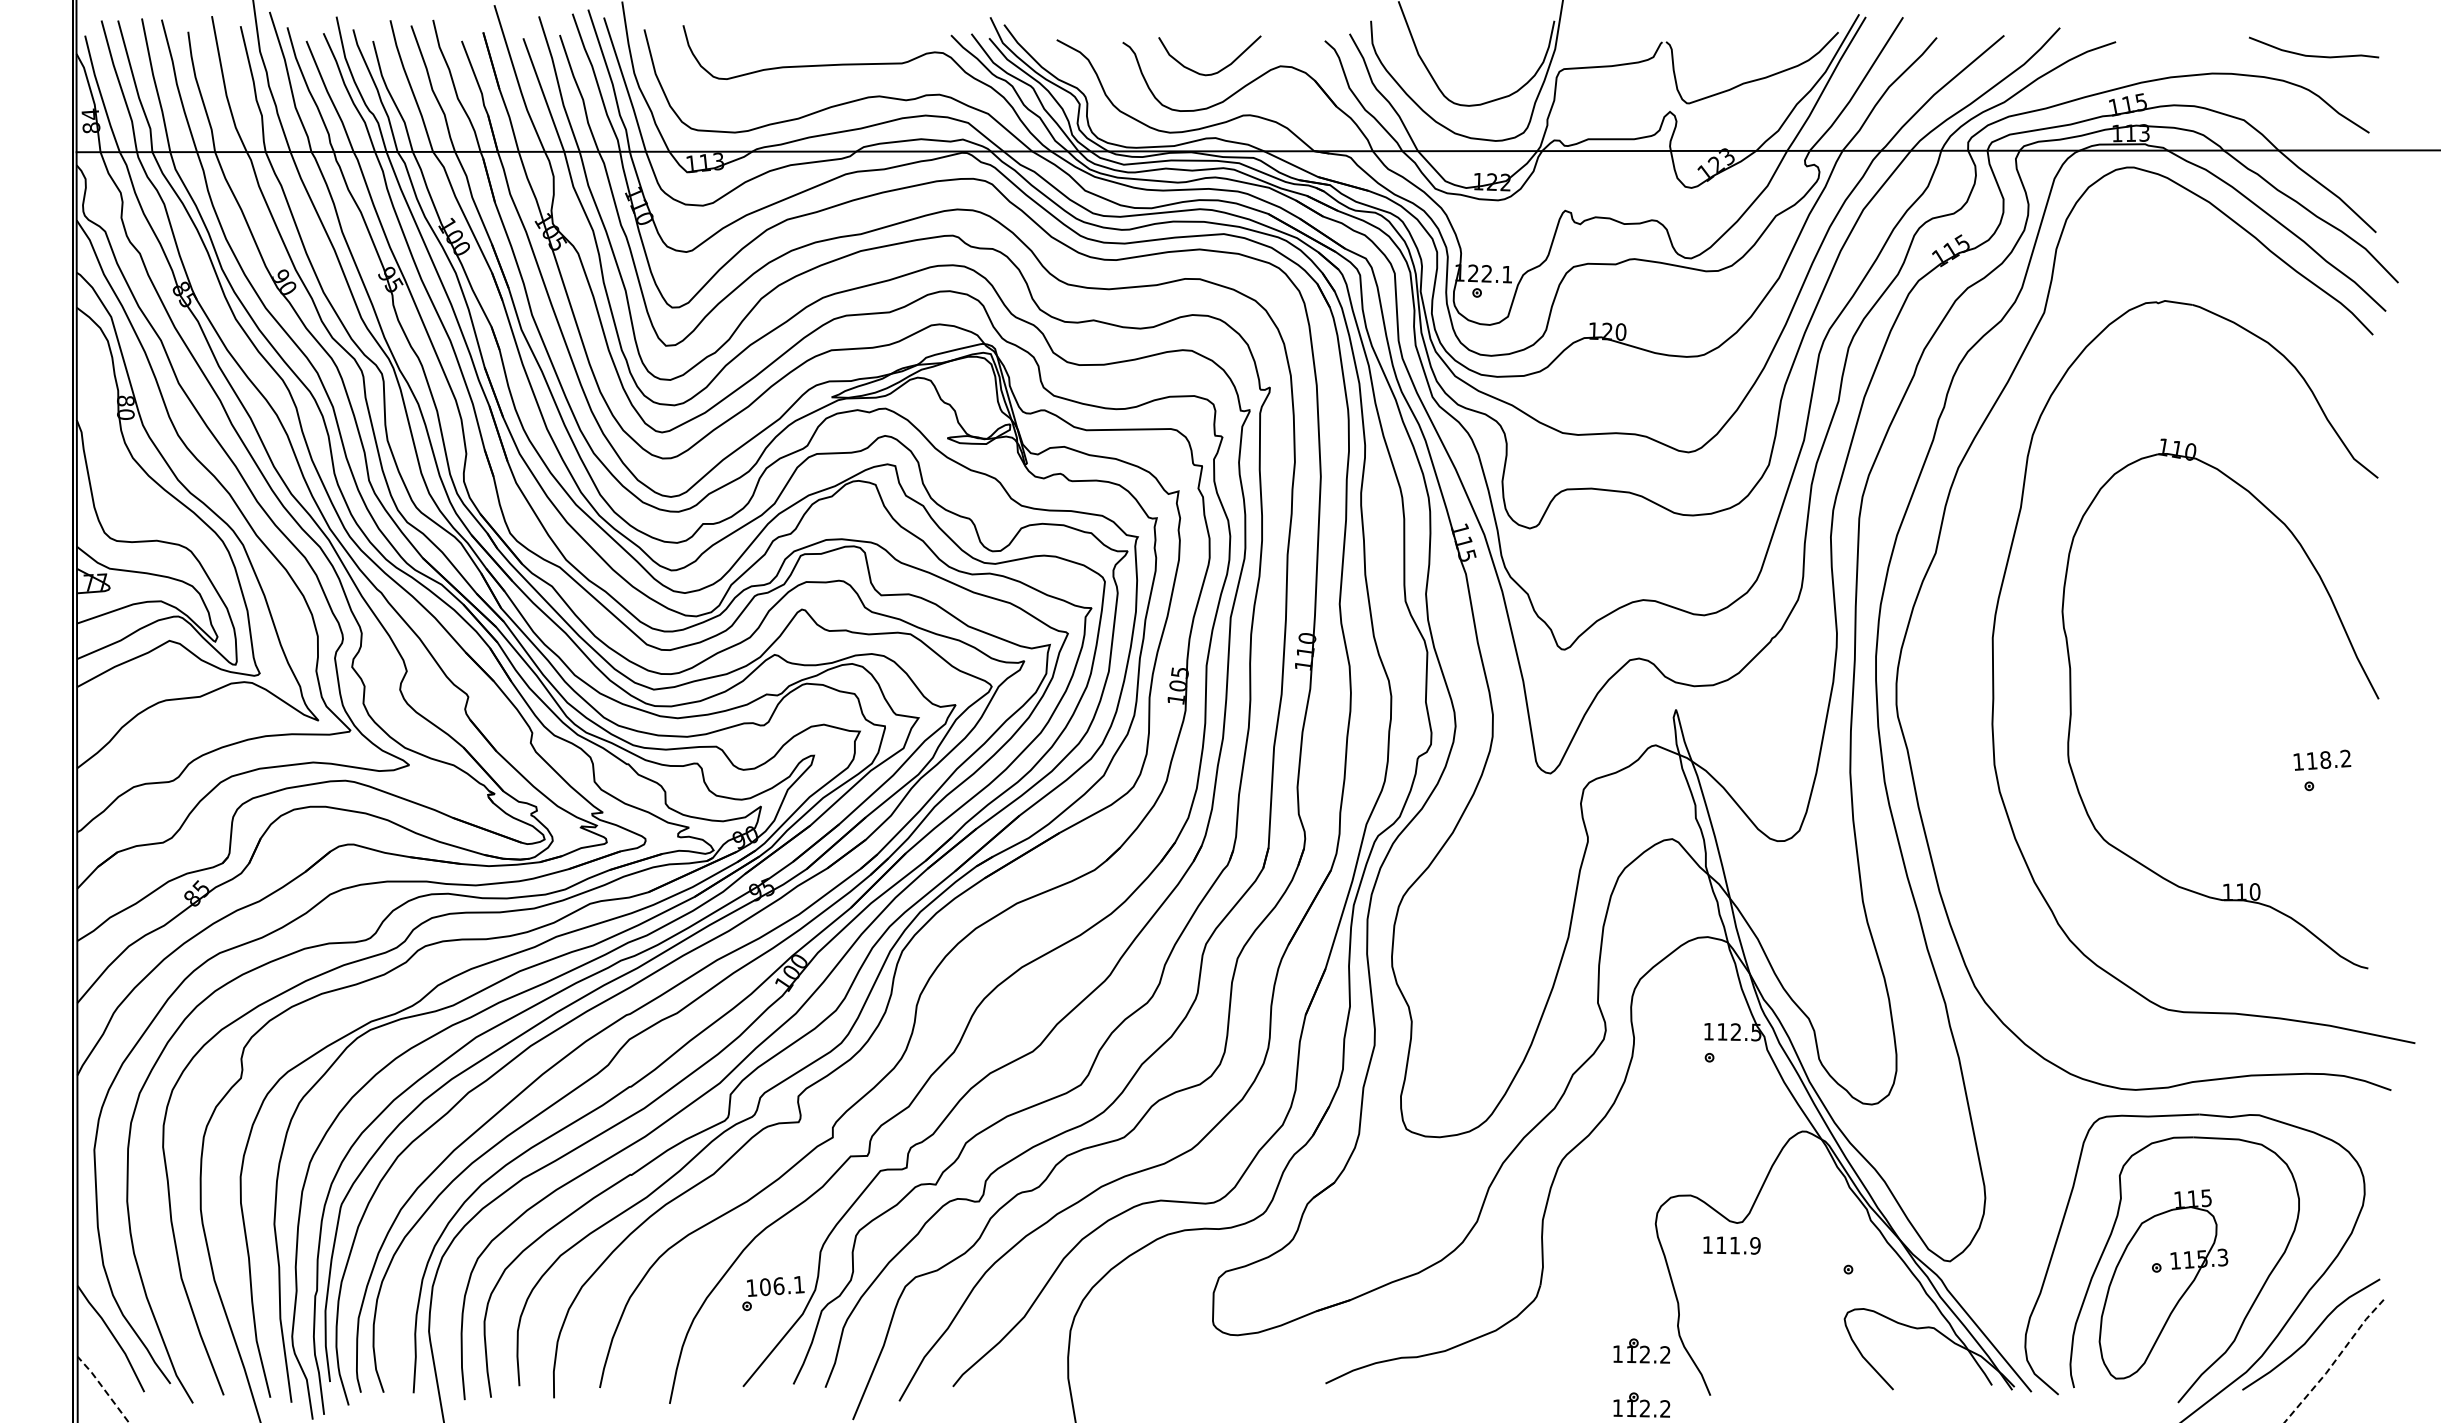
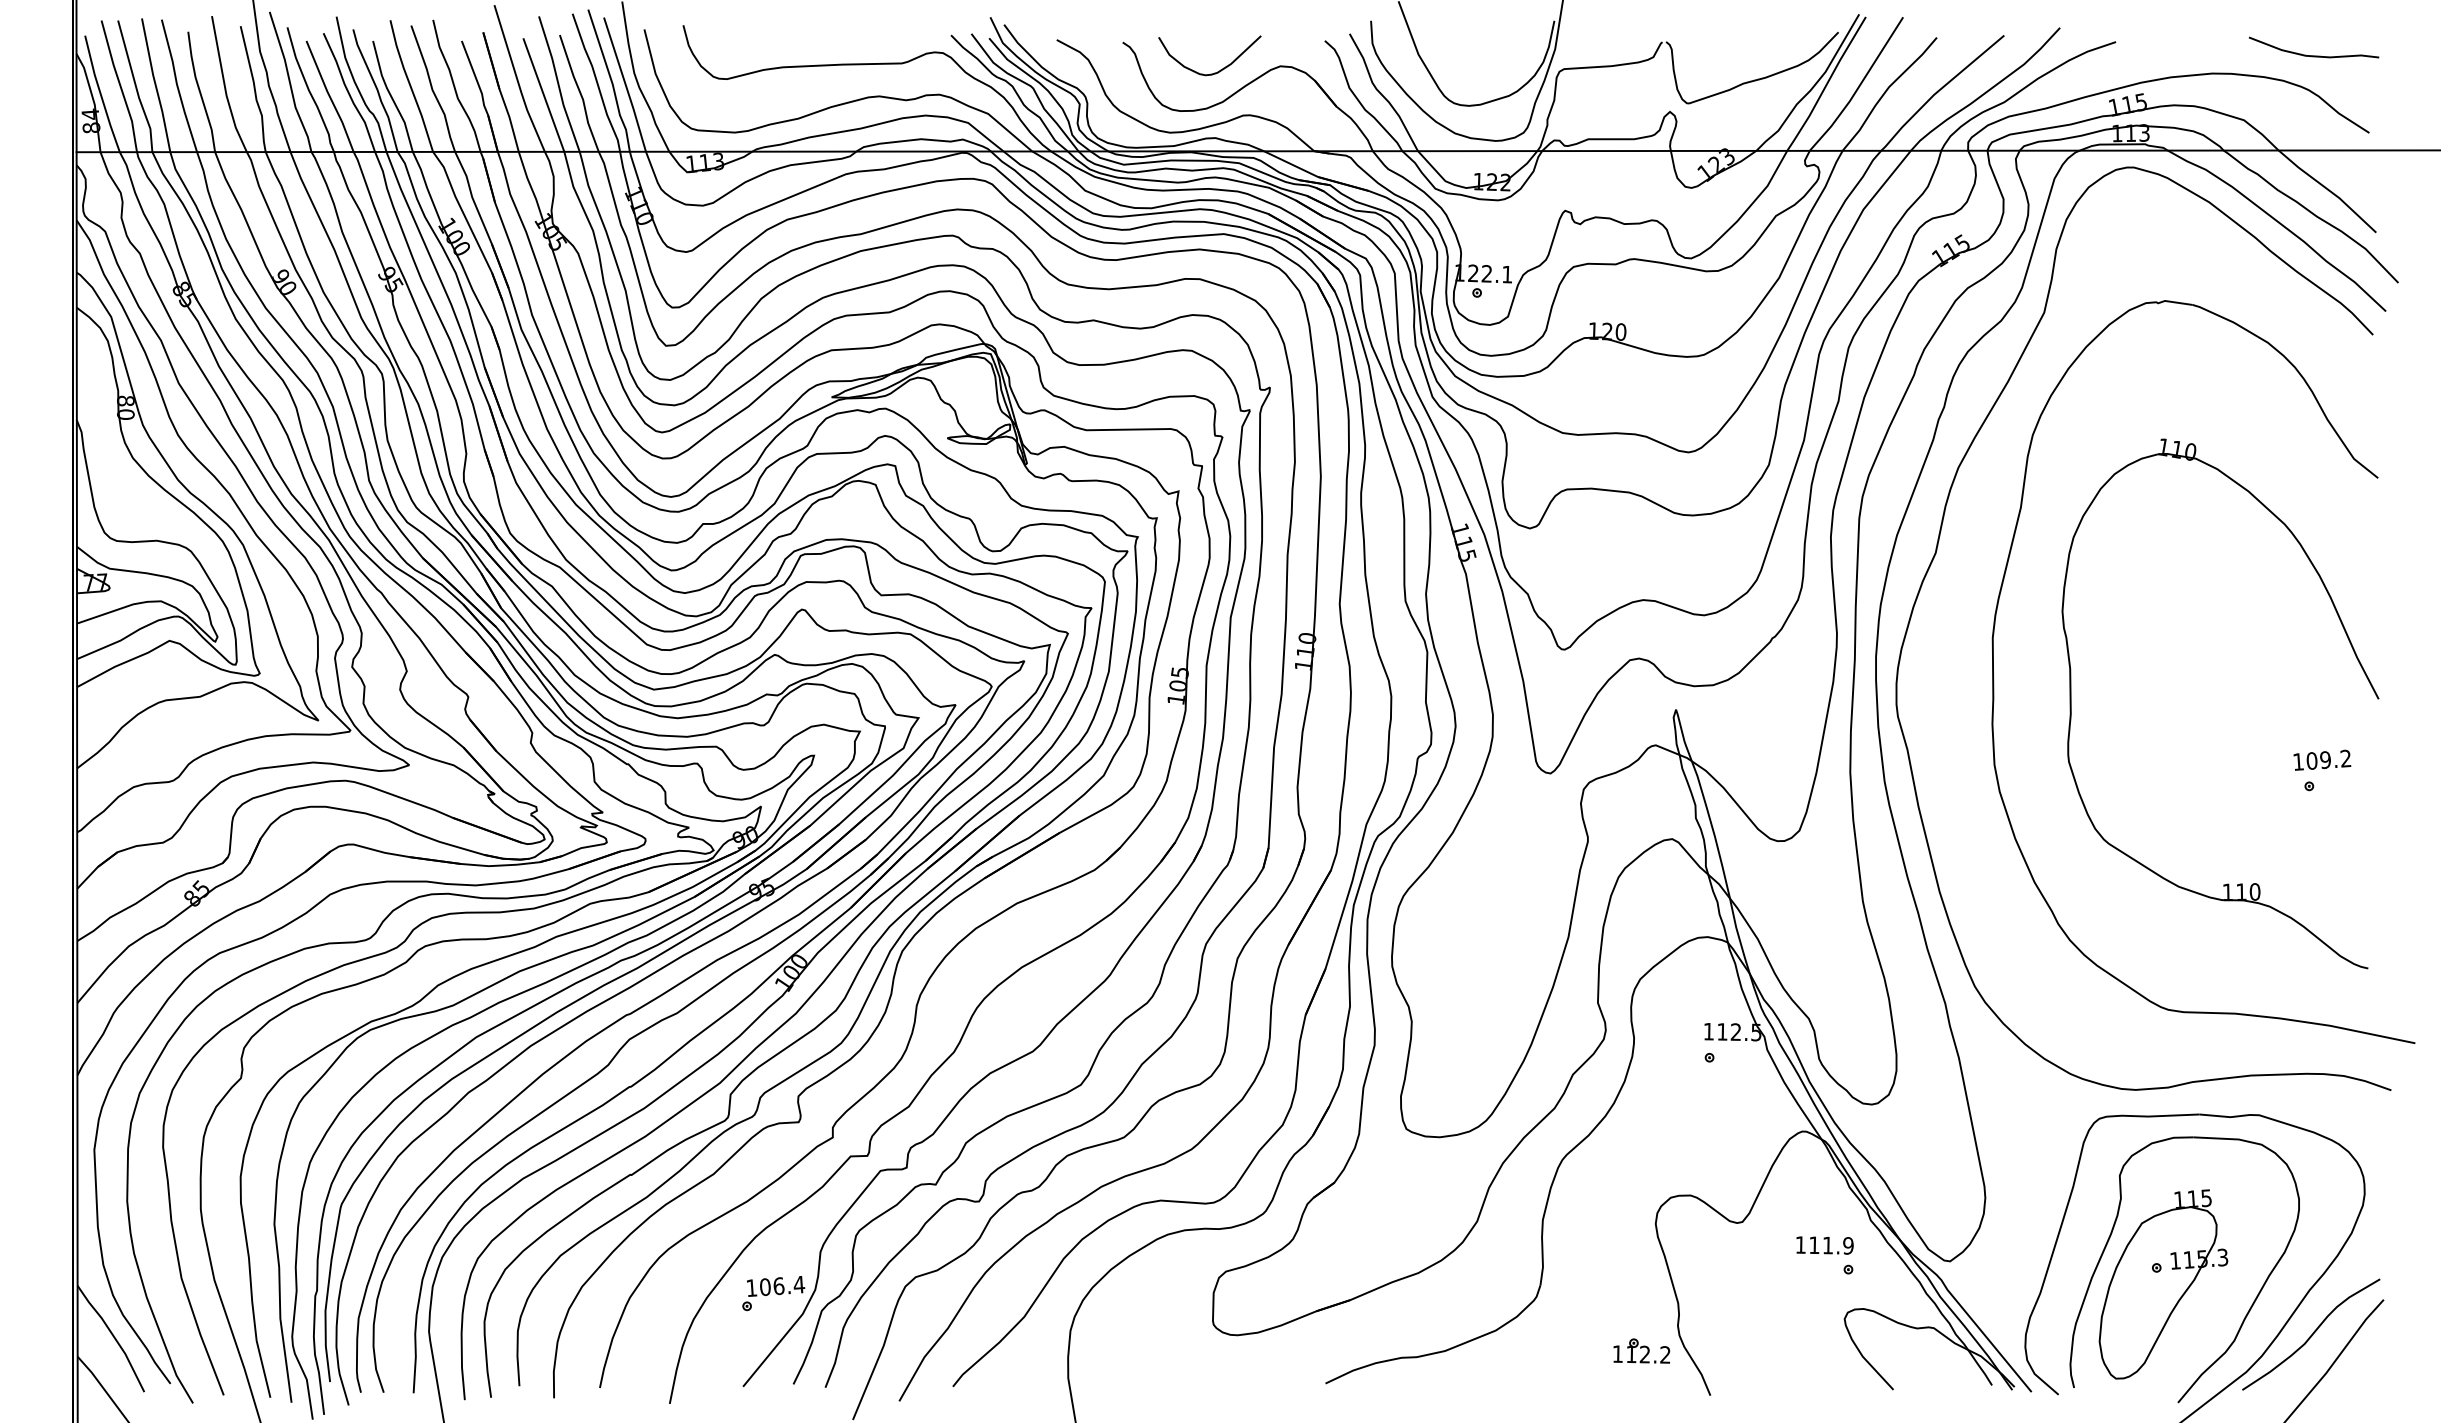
text: 118.2 -> 109.2 (2318, 760)
text position: (1731, 1245) -> (1824, 1245) (1824, 1245)
text: 106.1 -> 106.4 (799, 1284)
line: dashed -> solid (2335, 1360)
line: dashed -> solid (103, 1388)
part: present -> none (1641, 1404)
